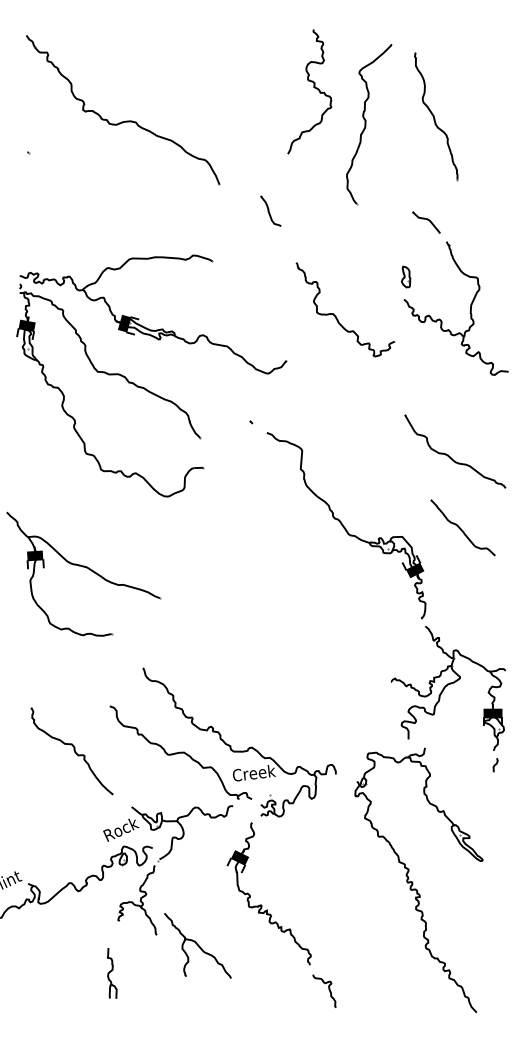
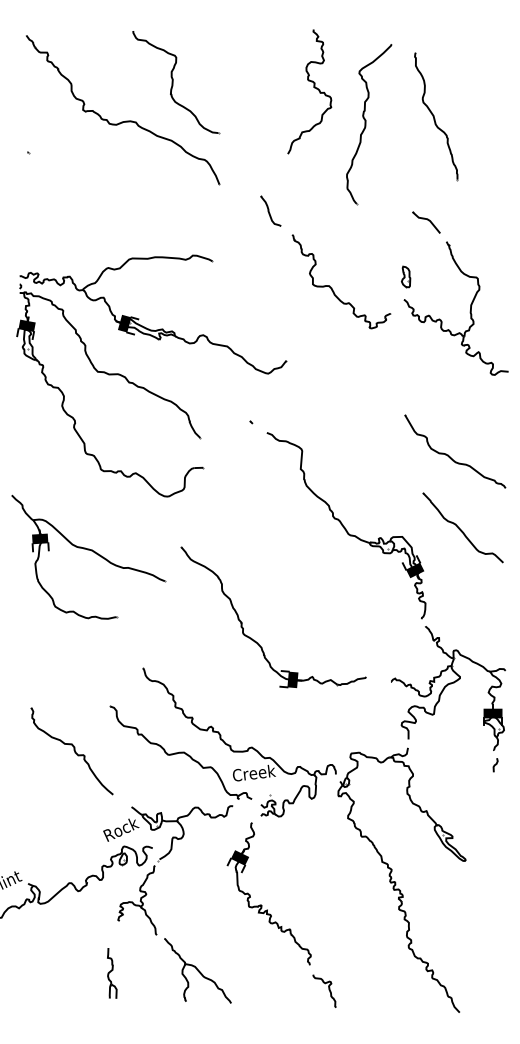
part: none -> present (176, 82)
part position: (336, 316) -> (332, 288) (332, 288)
part size: 66x58 px -> 82x72 px (462, 527)
part position: (83, 573) -> (88, 556) (88, 556)
part: none -> present (255, 640)
part position: (418, 879) -> (401, 879) (401, 879)
part position: (197, 945) -> (197, 970) (197, 970)
